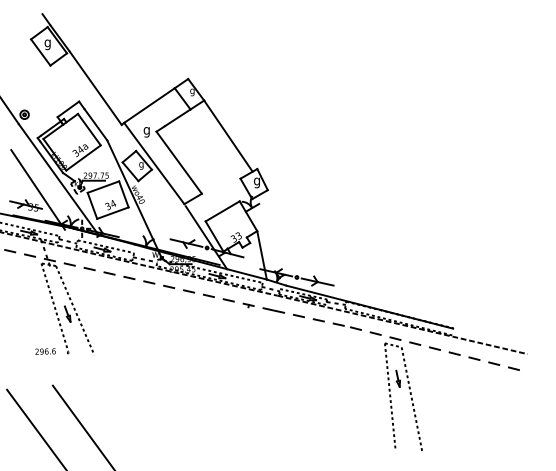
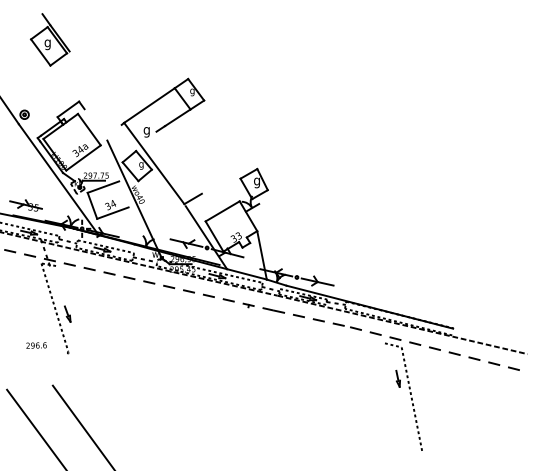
line: present -> none (95, 87)
line: present -> none (95, 124)
line: present -> none (228, 135)
line: present -> none (178, 162)
line: present -> none (36, 187)
line: present -> none (123, 194)
line: present -> none (75, 310)
text position: (45, 351) -> (36, 345) (36, 345)
line: present -> none (389, 395)
